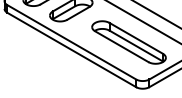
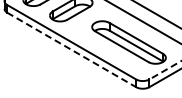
line: solid -> dashed (71, 49)
line: solid -> dashed (165, 70)
